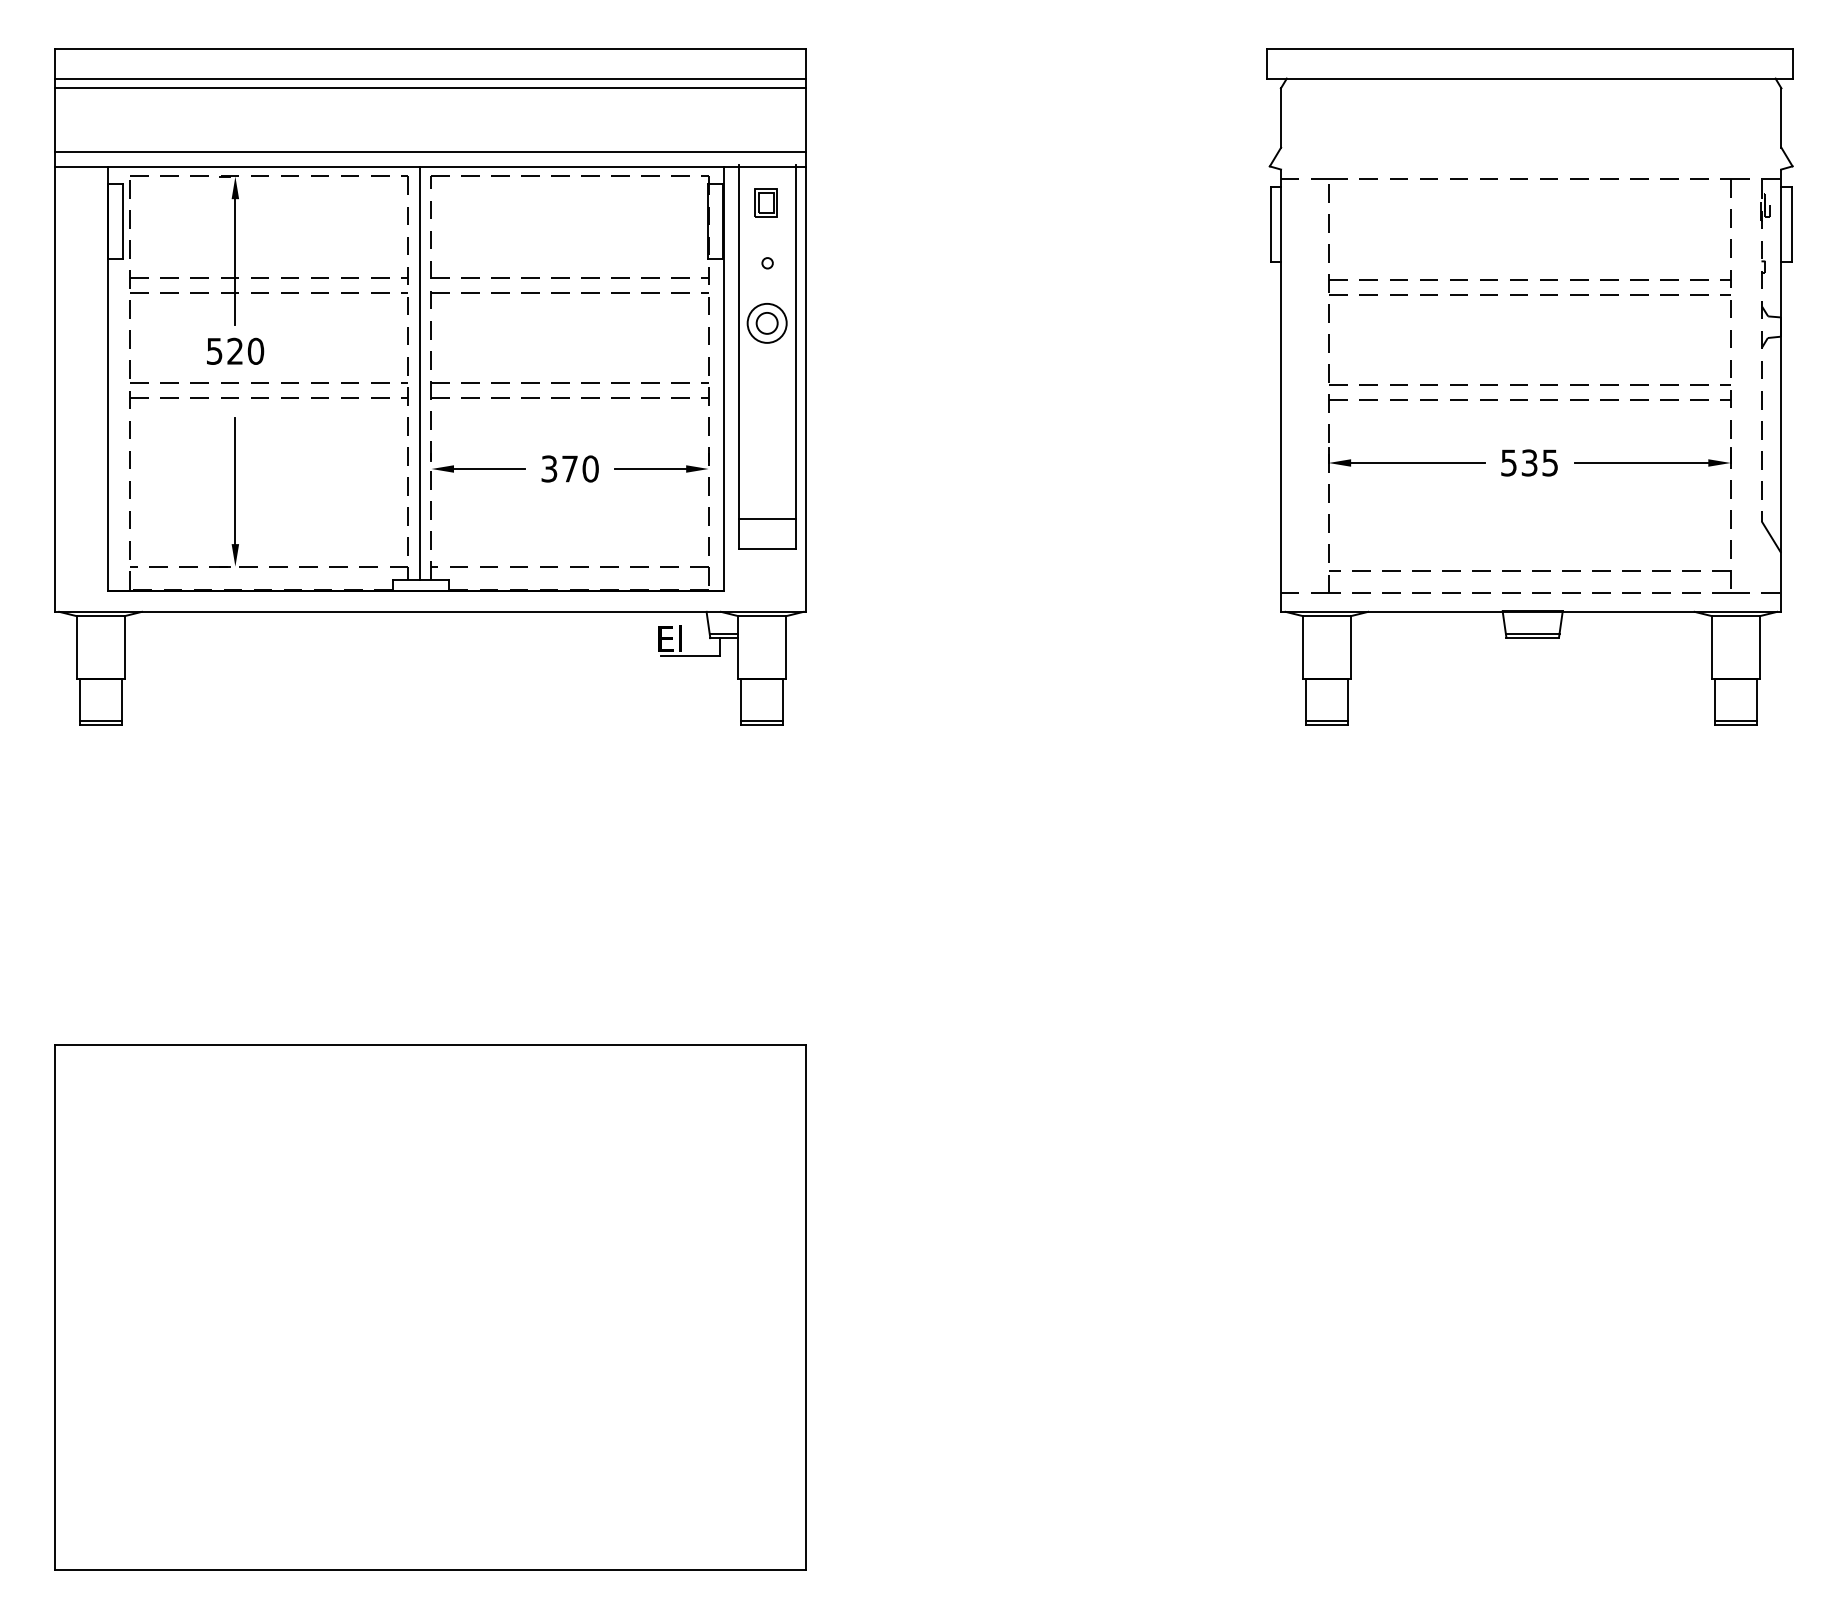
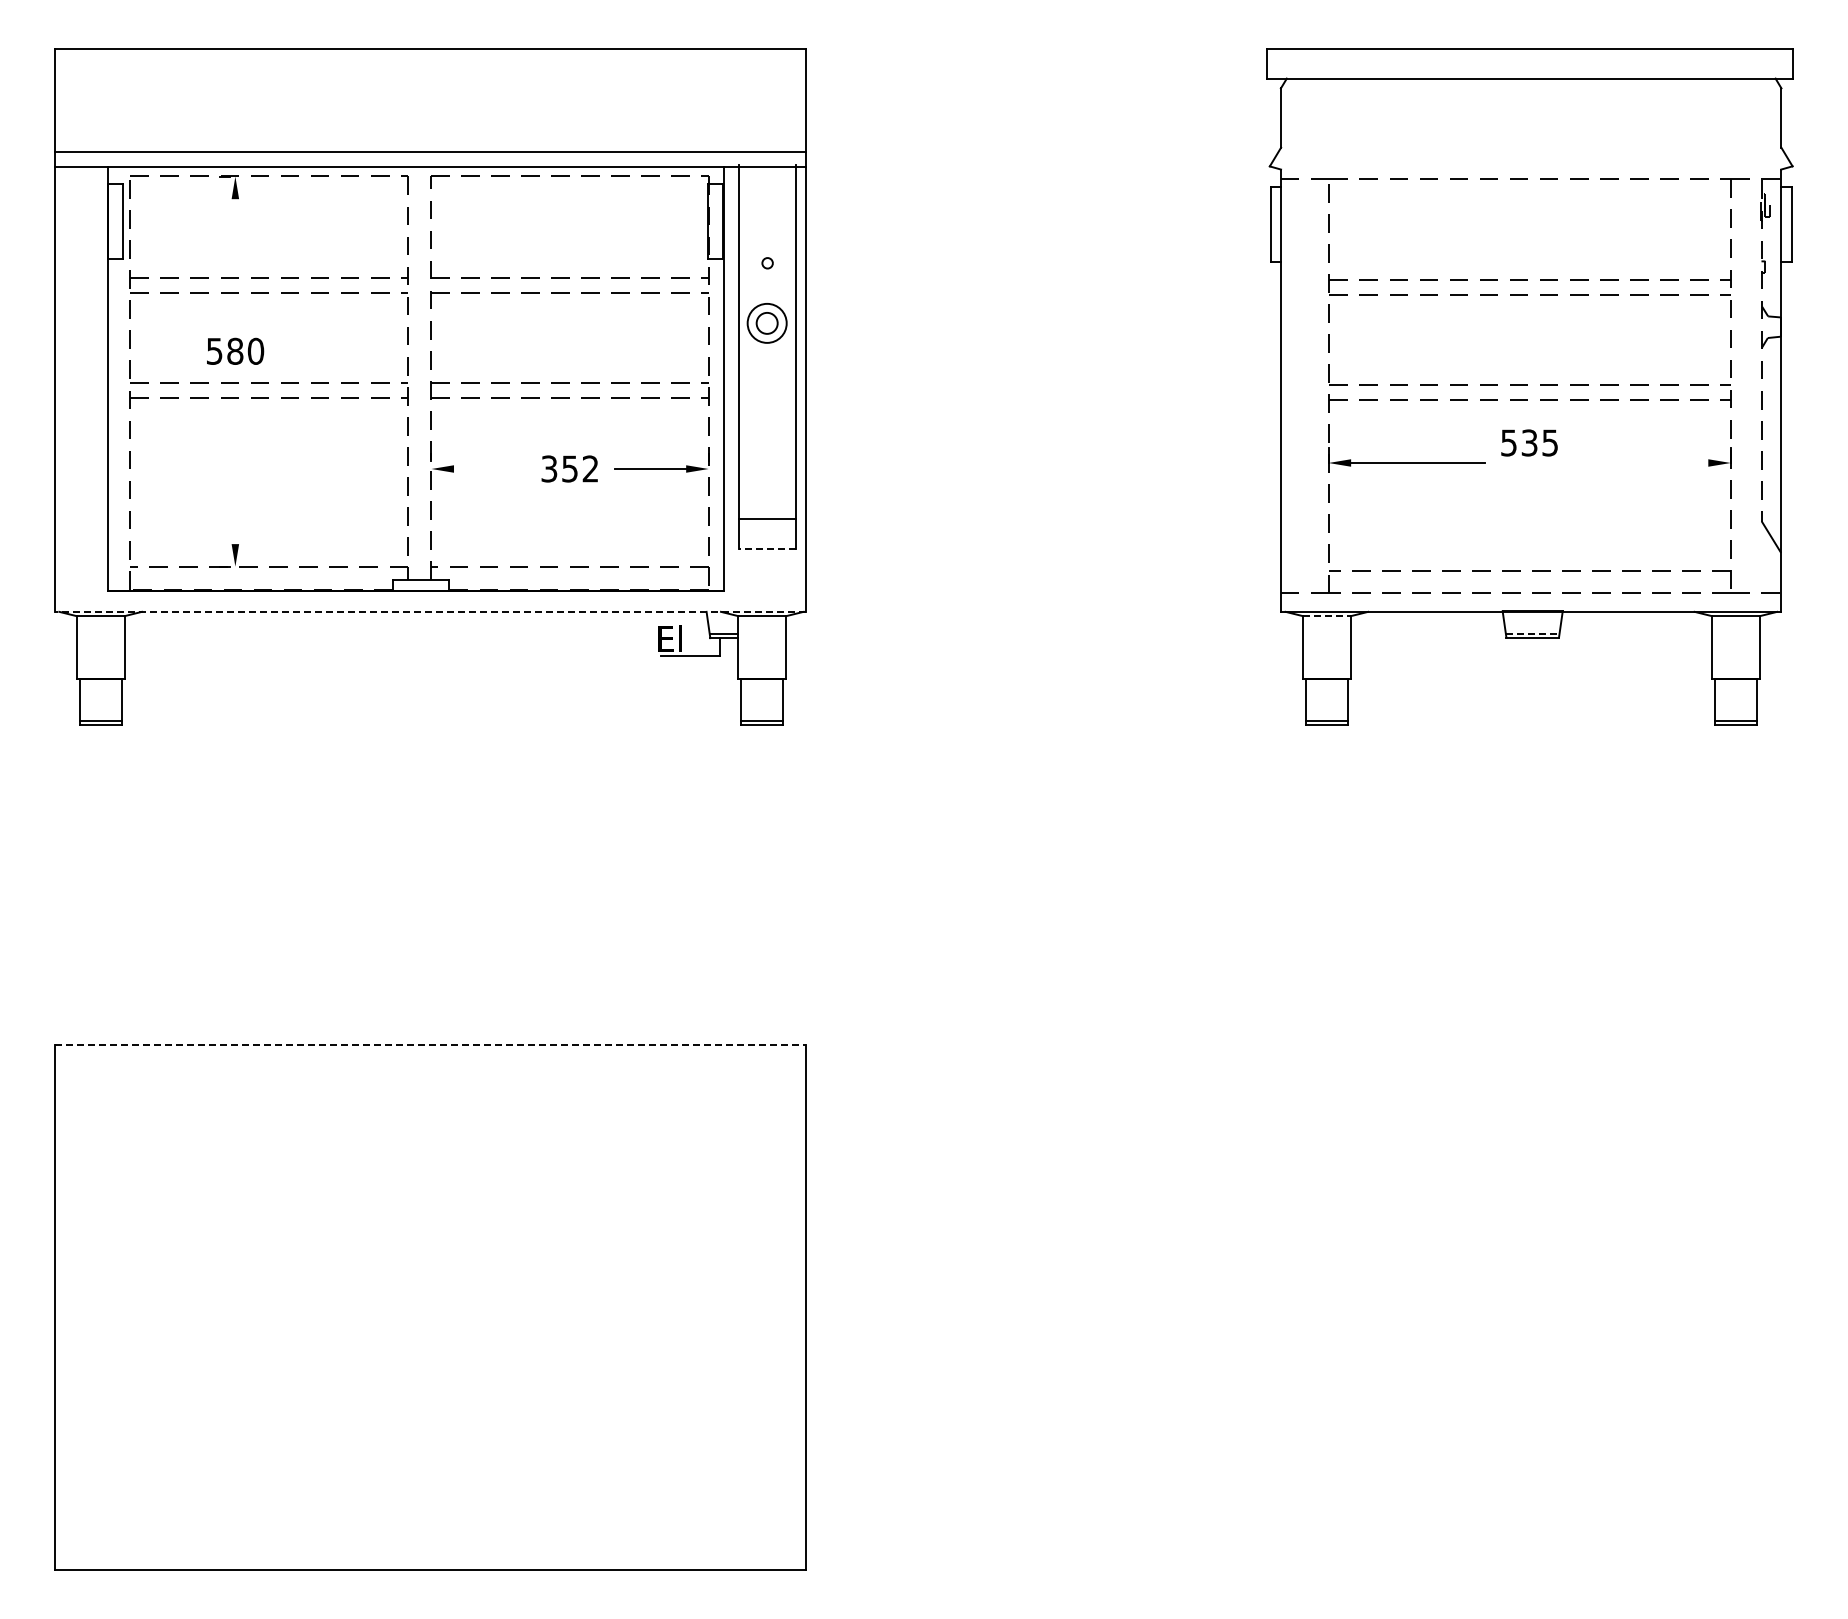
line: present -> none (430, 78)
line: present -> none (430, 88)
part: present -> none (765, 202)
line: present -> none (235, 262)
text: 520 -> 580 (235, 350)
line: present -> none (419, 372)
text position: (1529, 462) -> (1529, 442) (1529, 442)
line: present -> none (1641, 463)
text: 370 -> 352 (580, 468)
line: present -> none (489, 469)
line: present -> none (235, 480)
line: solid -> dashed (767, 548)
line: solid -> dashed (430, 611)
line: solid -> dashed (1327, 616)
line: solid -> dashed (1532, 633)
line: solid -> dashed (430, 1044)
